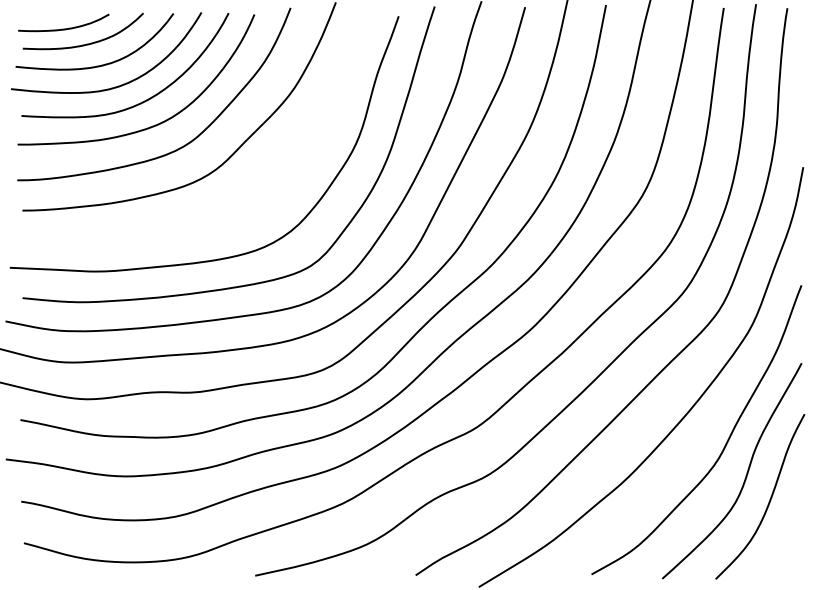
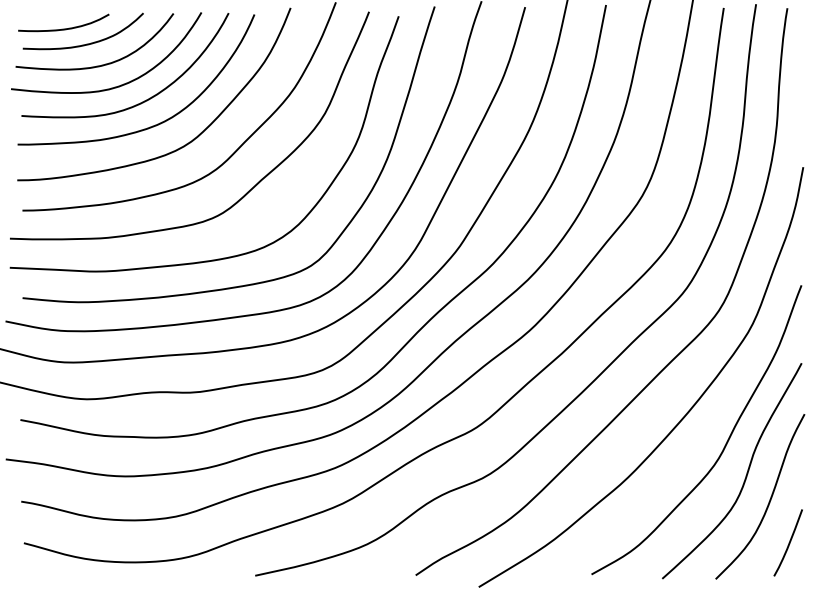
curve: none -> present (249, 189)
curve: none -> present (788, 542)
